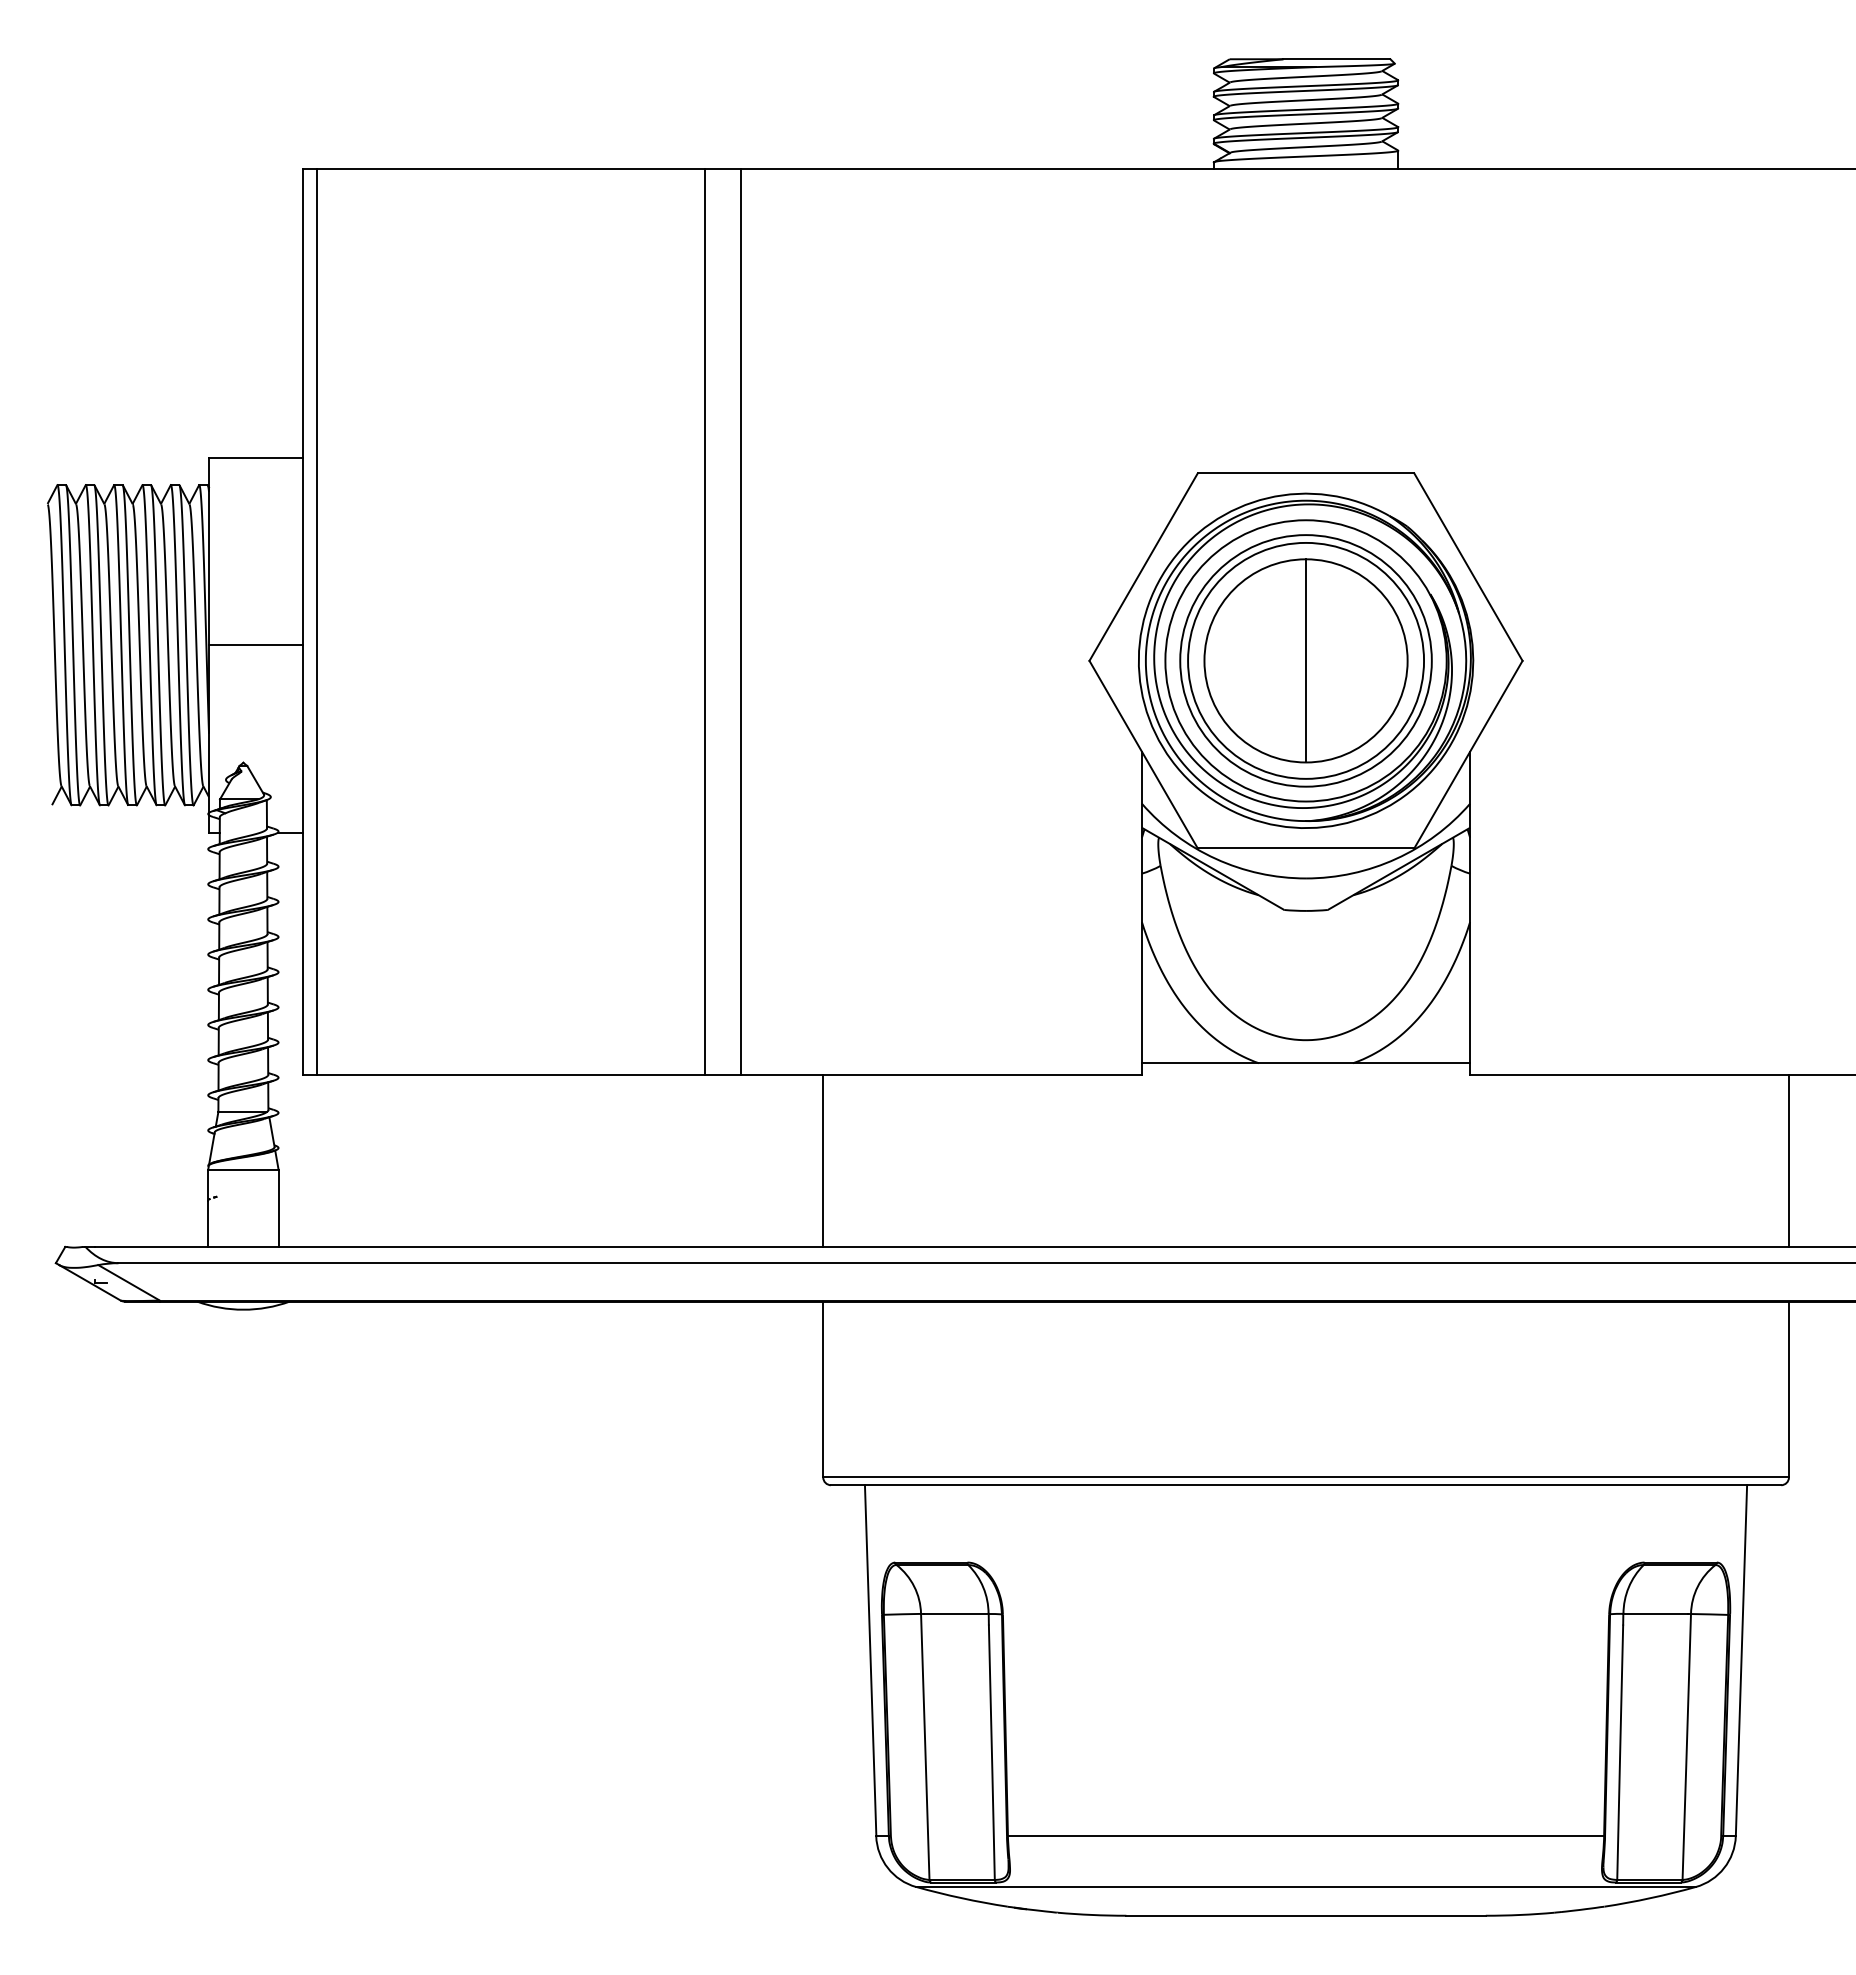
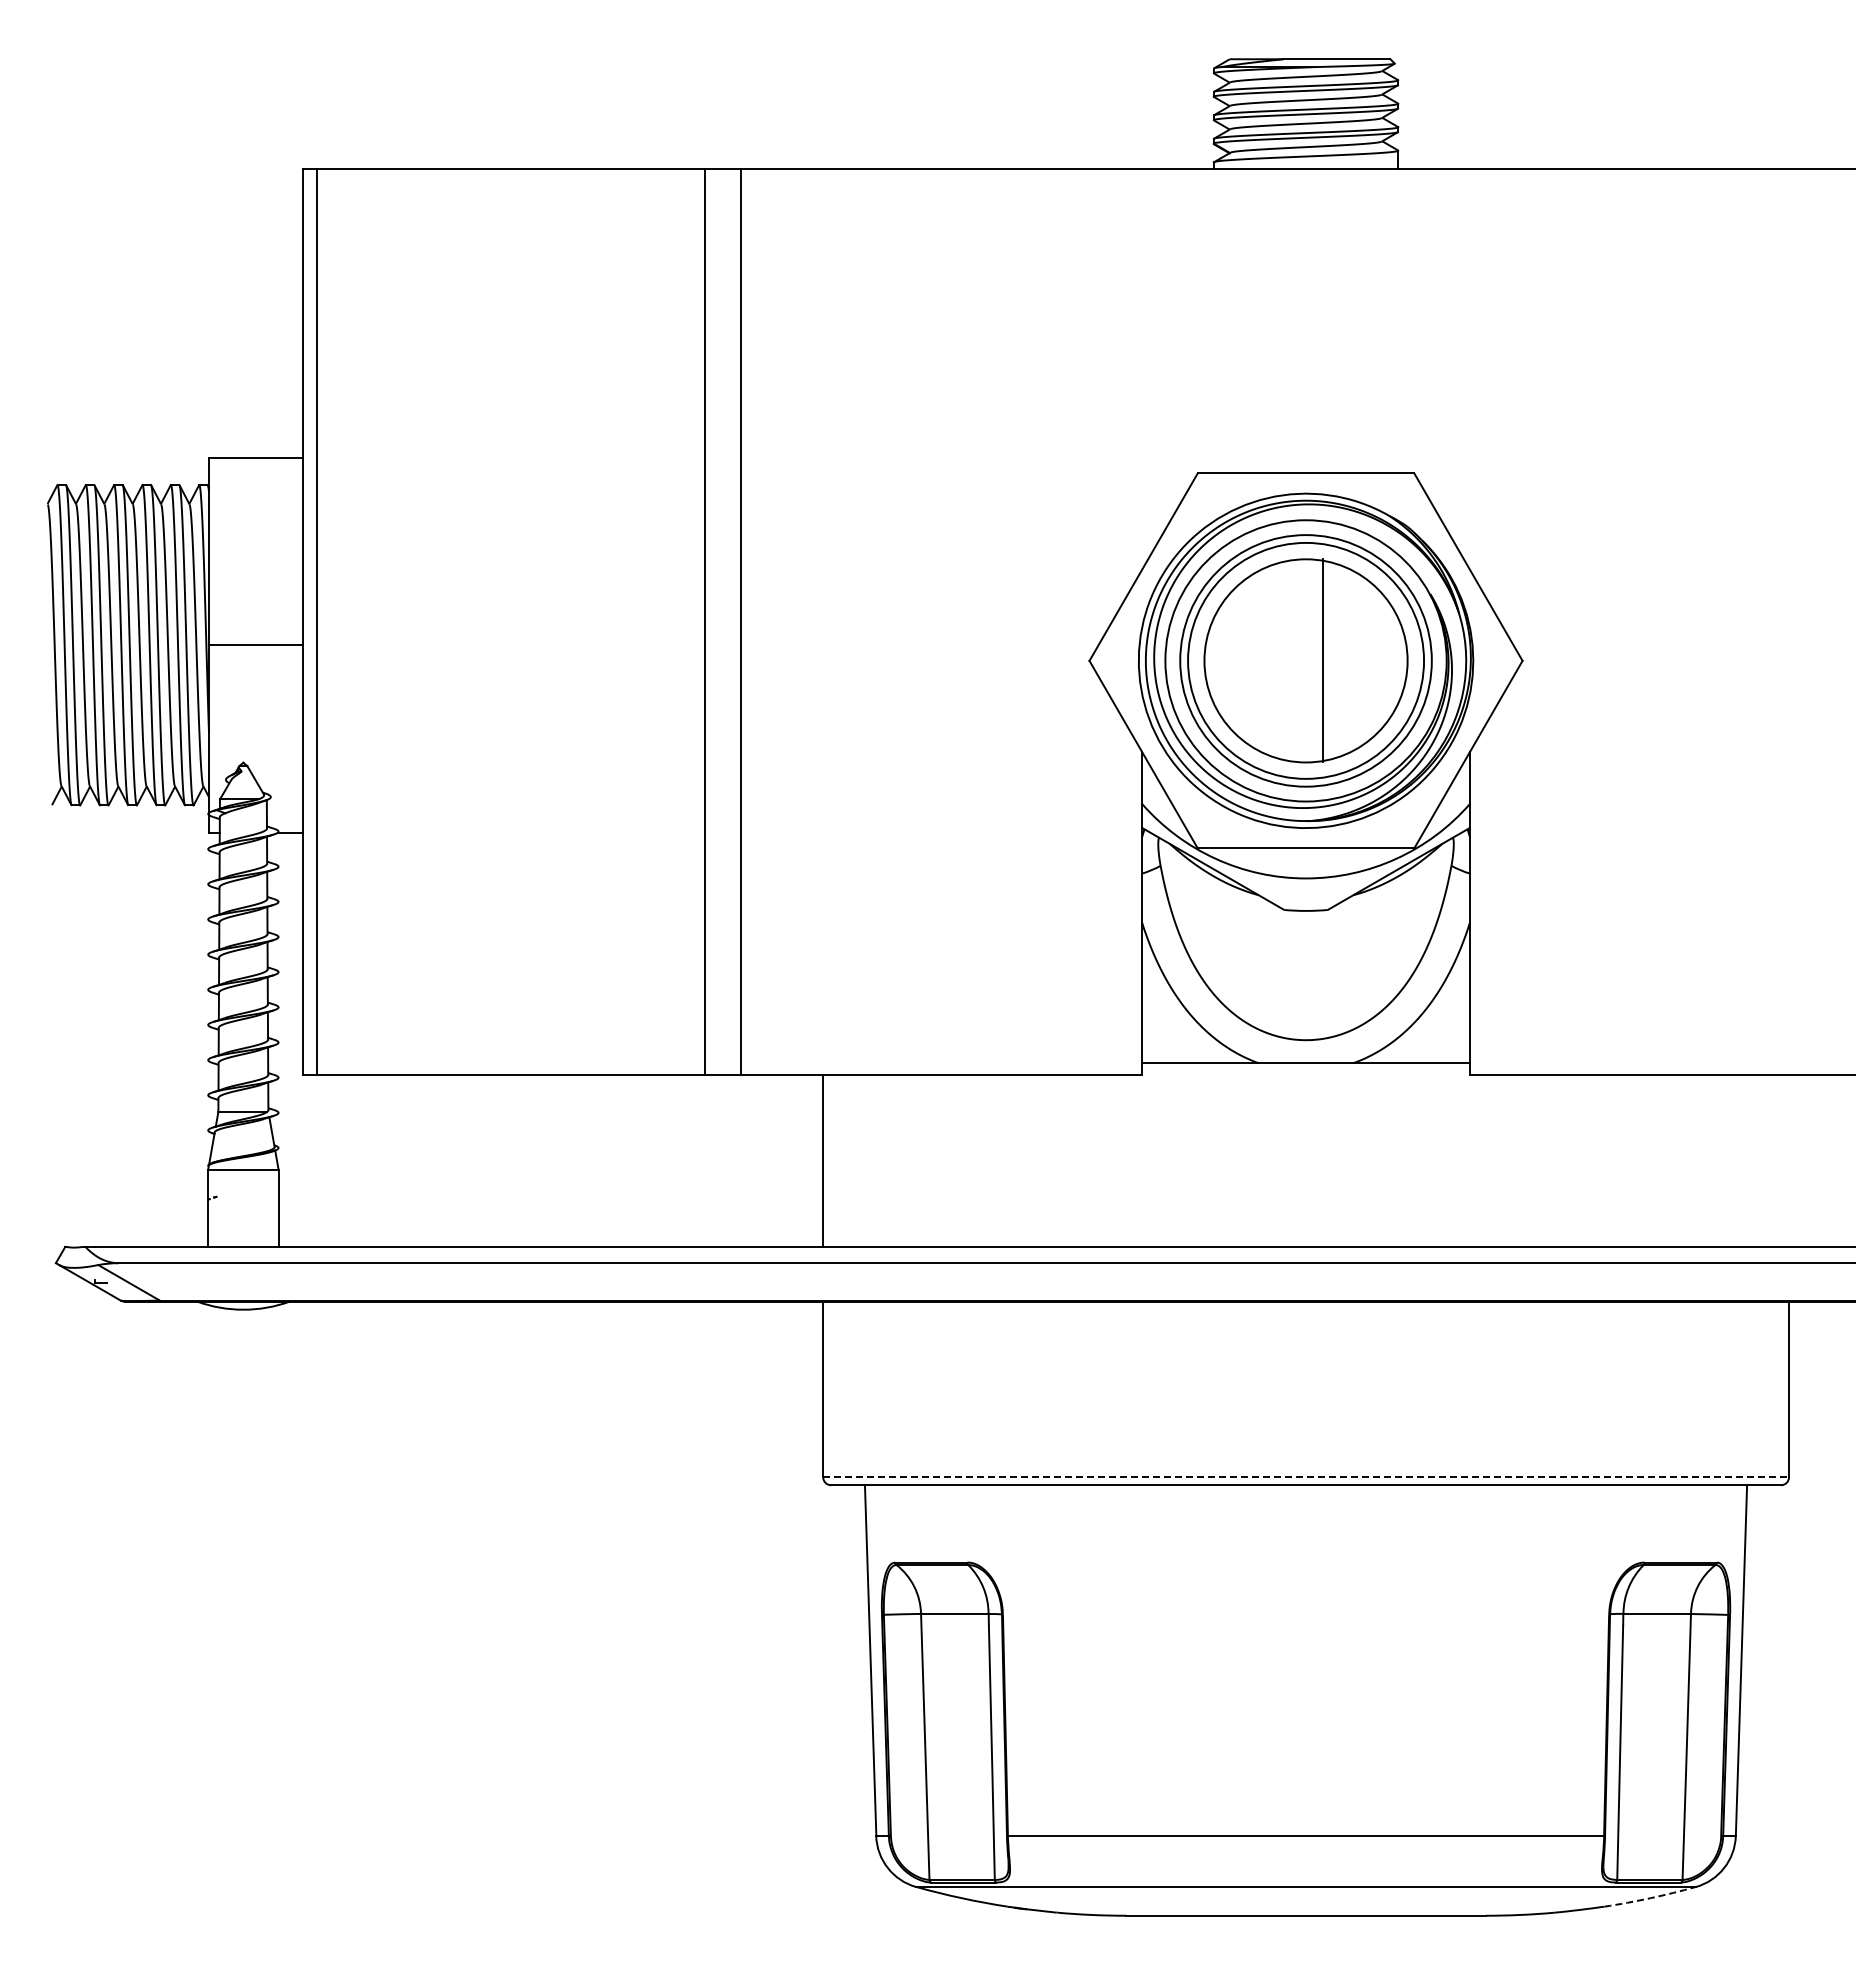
line position: (1306, 660) -> (1323, 660) (1323, 660)
line: present -> none (1788, 1160)
line: solid -> dashed (1306, 1477)
arc: solid -> dashed (1650, 1898)
